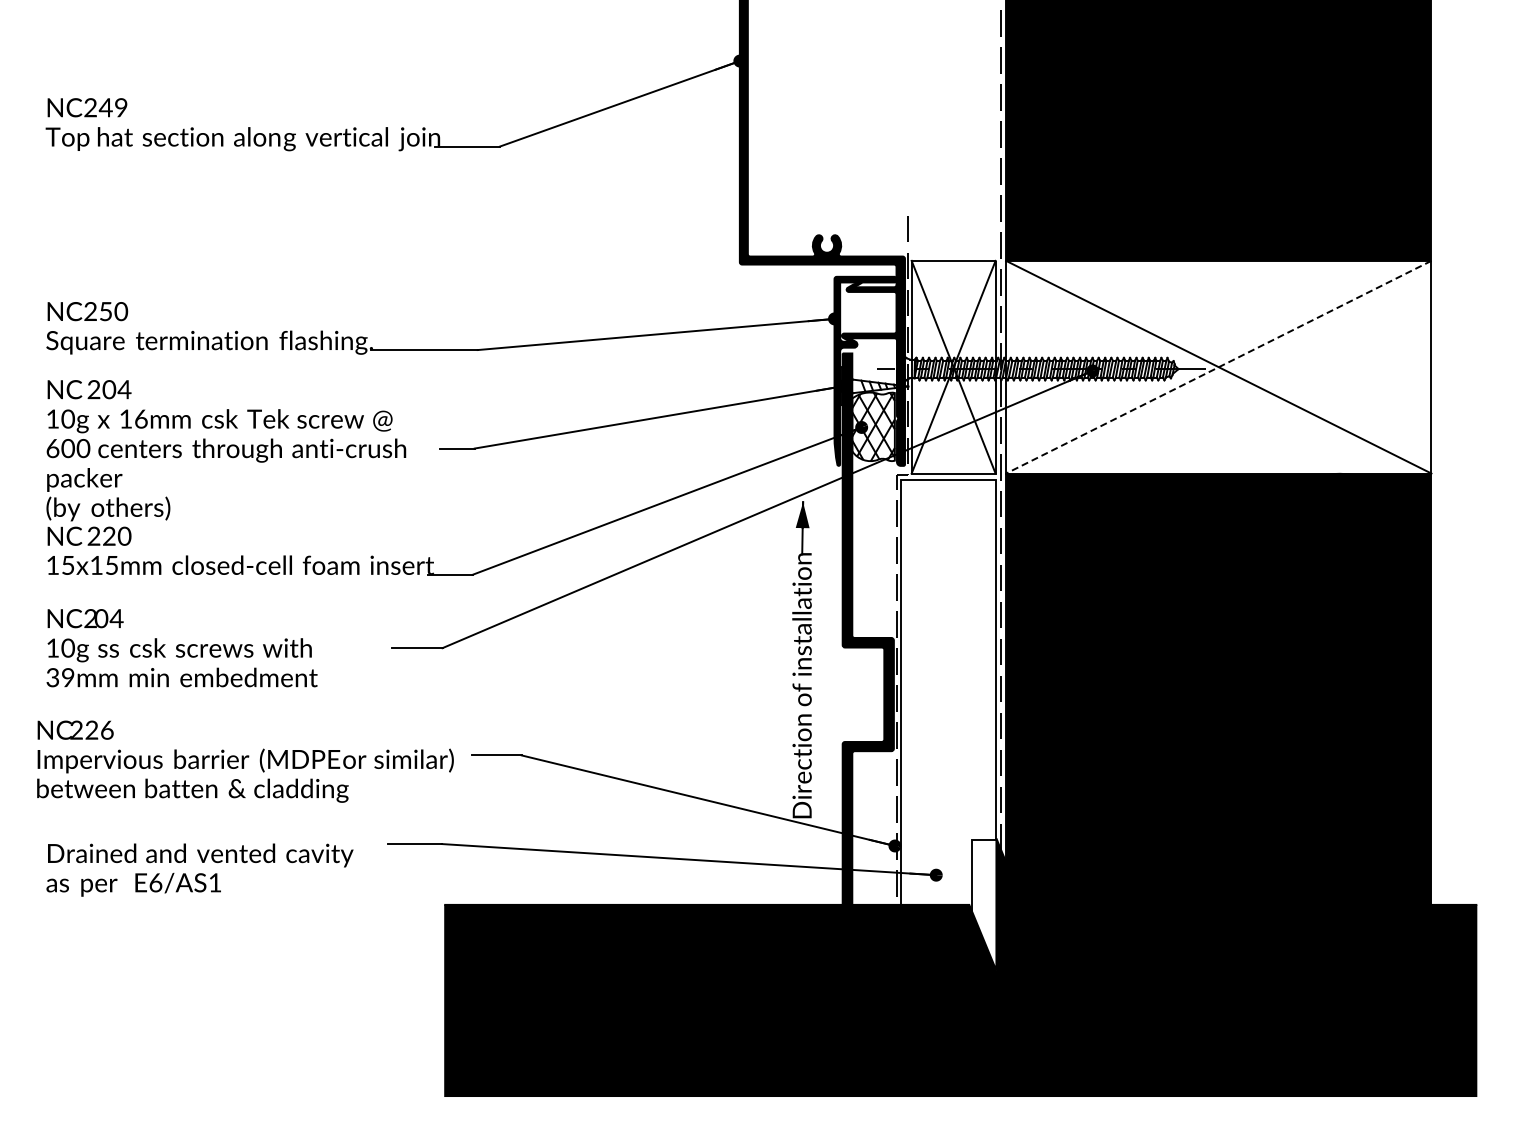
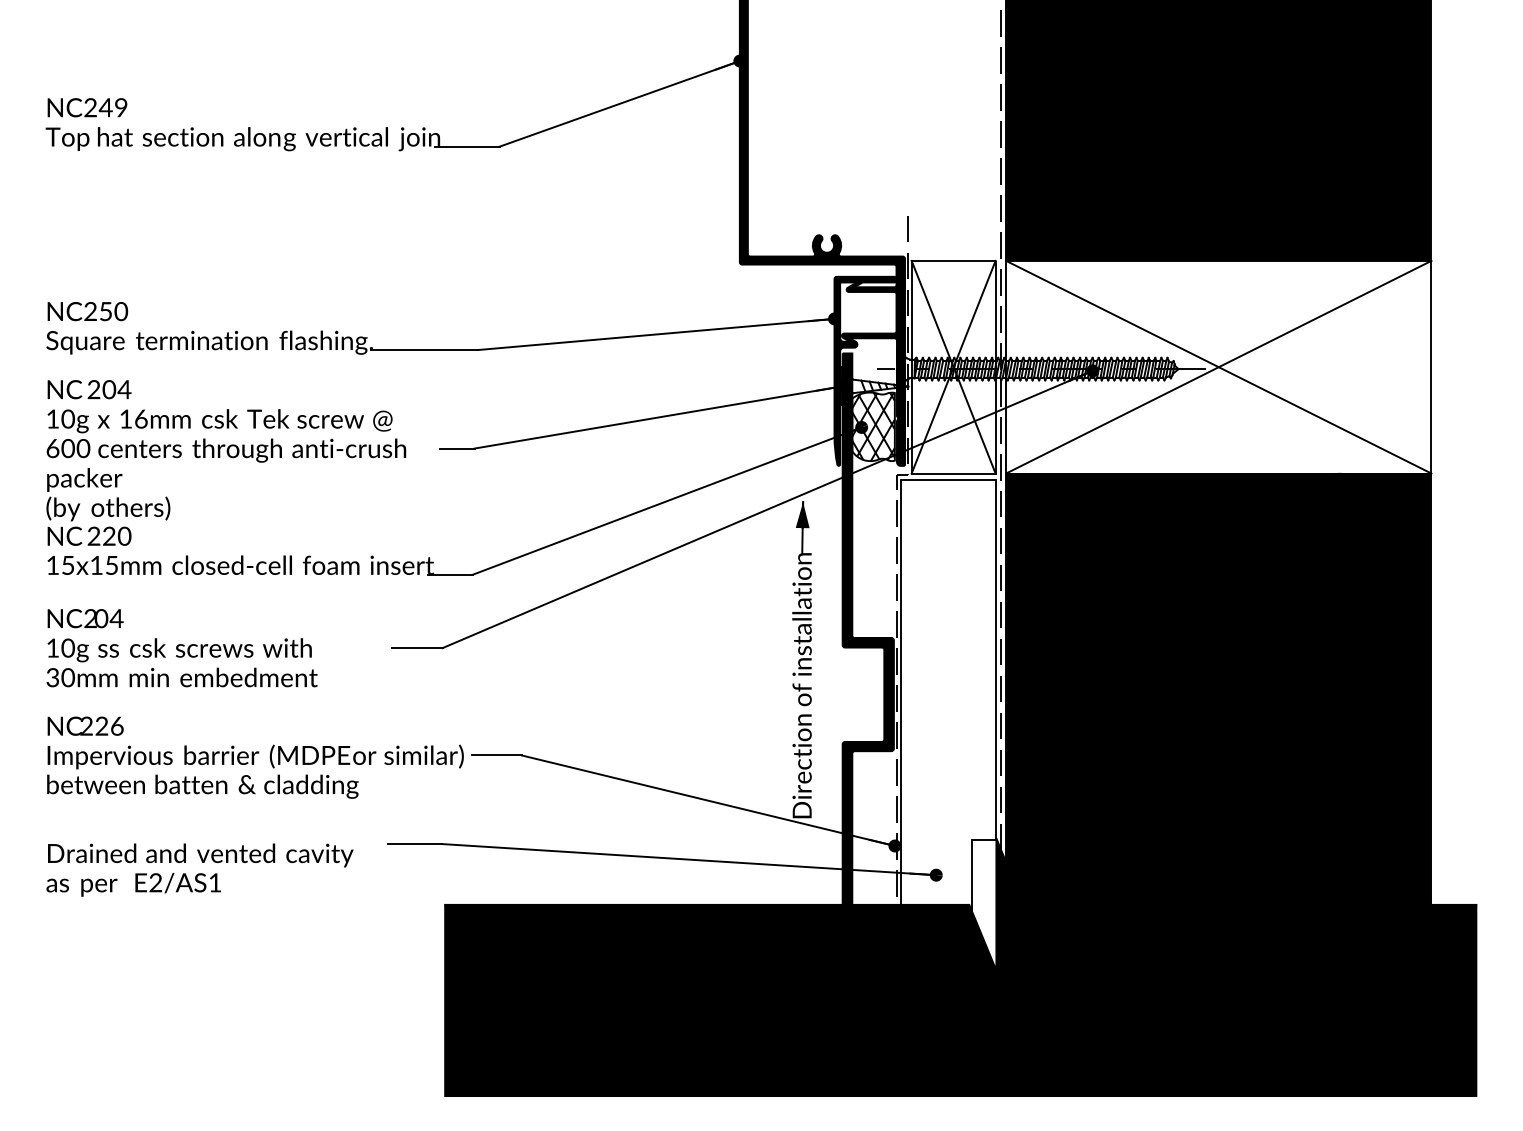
line: dashed -> solid (1218, 367)
text: 39mm -> 30mm (67, 678)
text position: (245, 761) -> (255, 757) (255, 757)
text: E6/AS1 -> E2/AS1 (155, 882)
